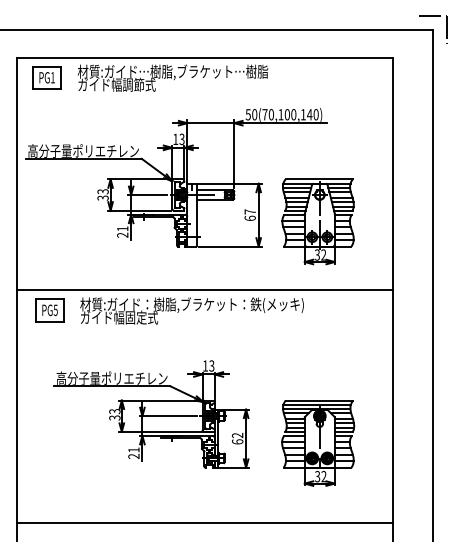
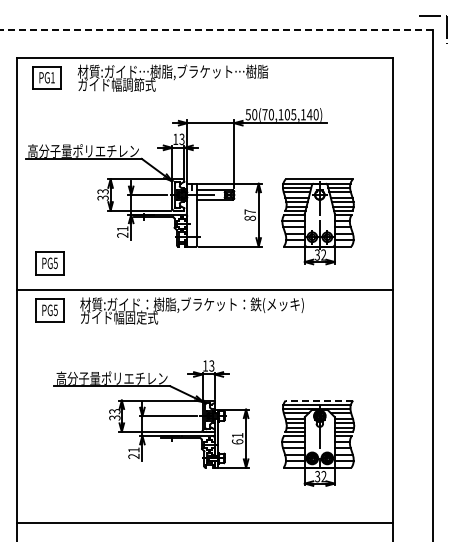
line: solid -> dashed (216, 30)
text: 50(70,100,140) -> 50(70,105,140) (293, 114)
text: 67 -> 87 (249, 217)
part: none -> present (49, 263)
line: solid -> dashed (319, 400)
text: 62 -> 61 (237, 435)
